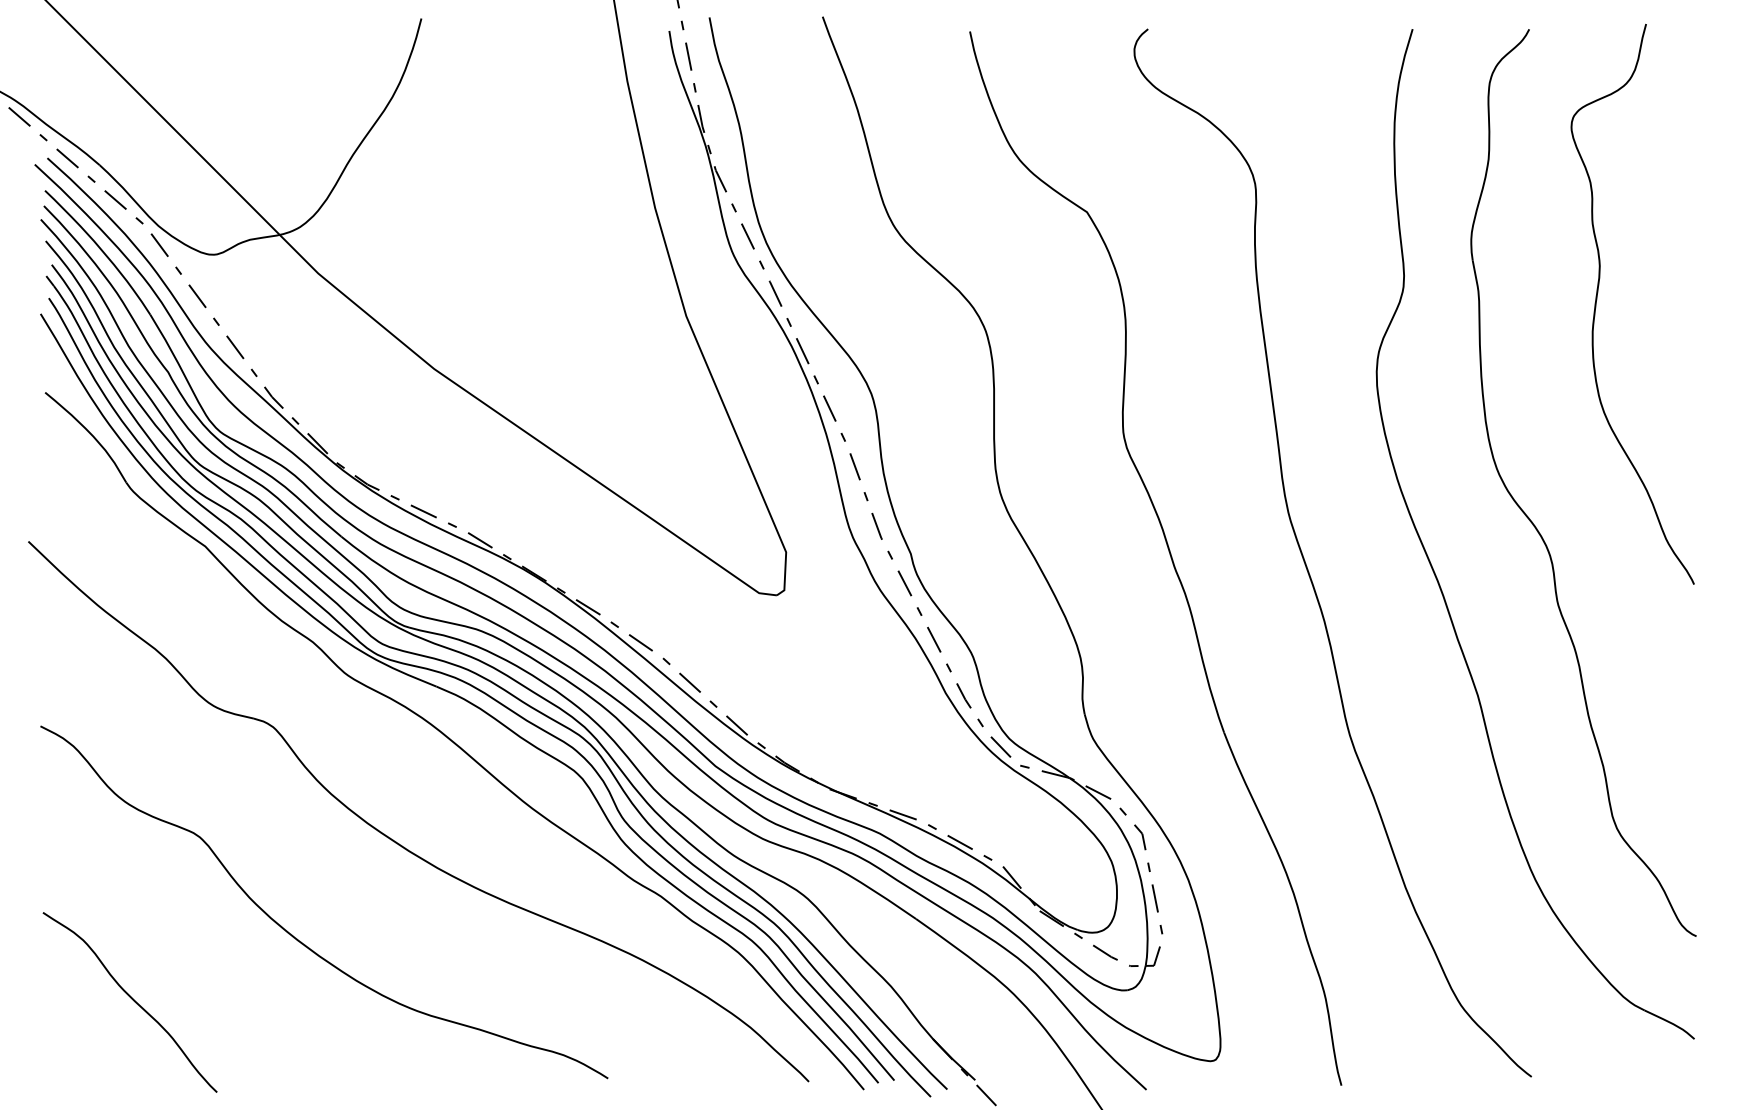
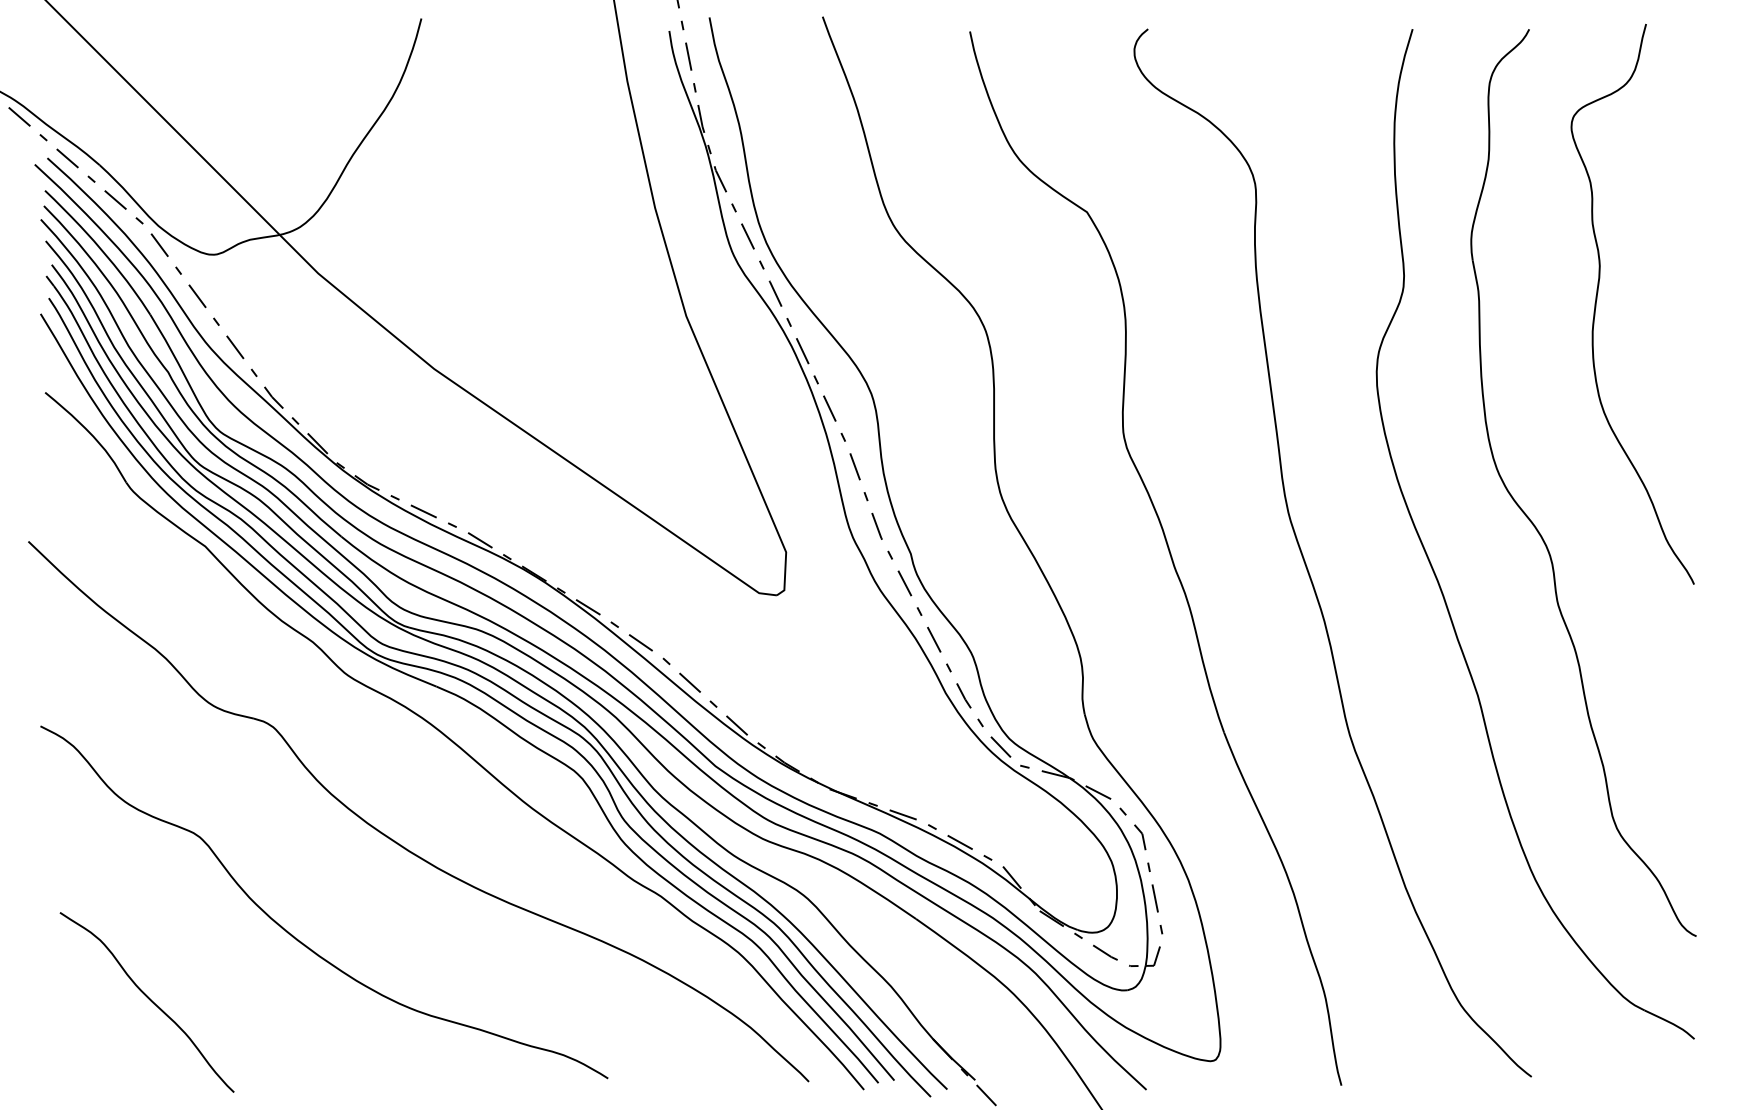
curve position: (131, 999) -> (148, 999) (148, 999)
